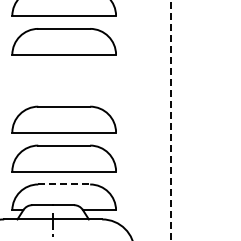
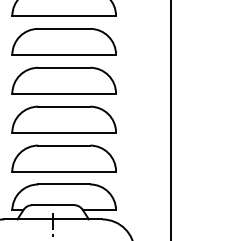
part: none -> present (63, 80)
line: dashed -> solid (171, 120)
line: dashed -> solid (64, 184)
